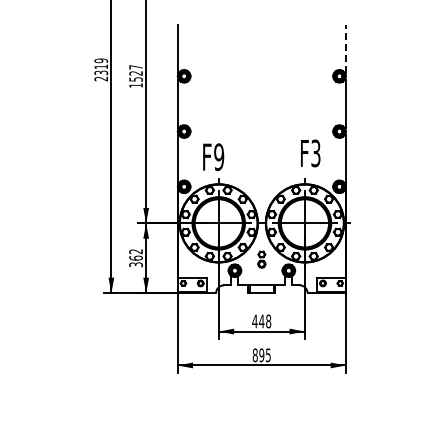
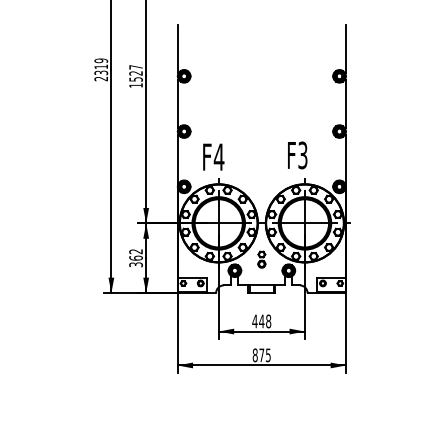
line: dashed -> solid (346, 48)
text position: (310, 153) -> (297, 155) (297, 155)
text: F9 -> F4 (218, 157)
text: 895 -> 875 (261, 355)
